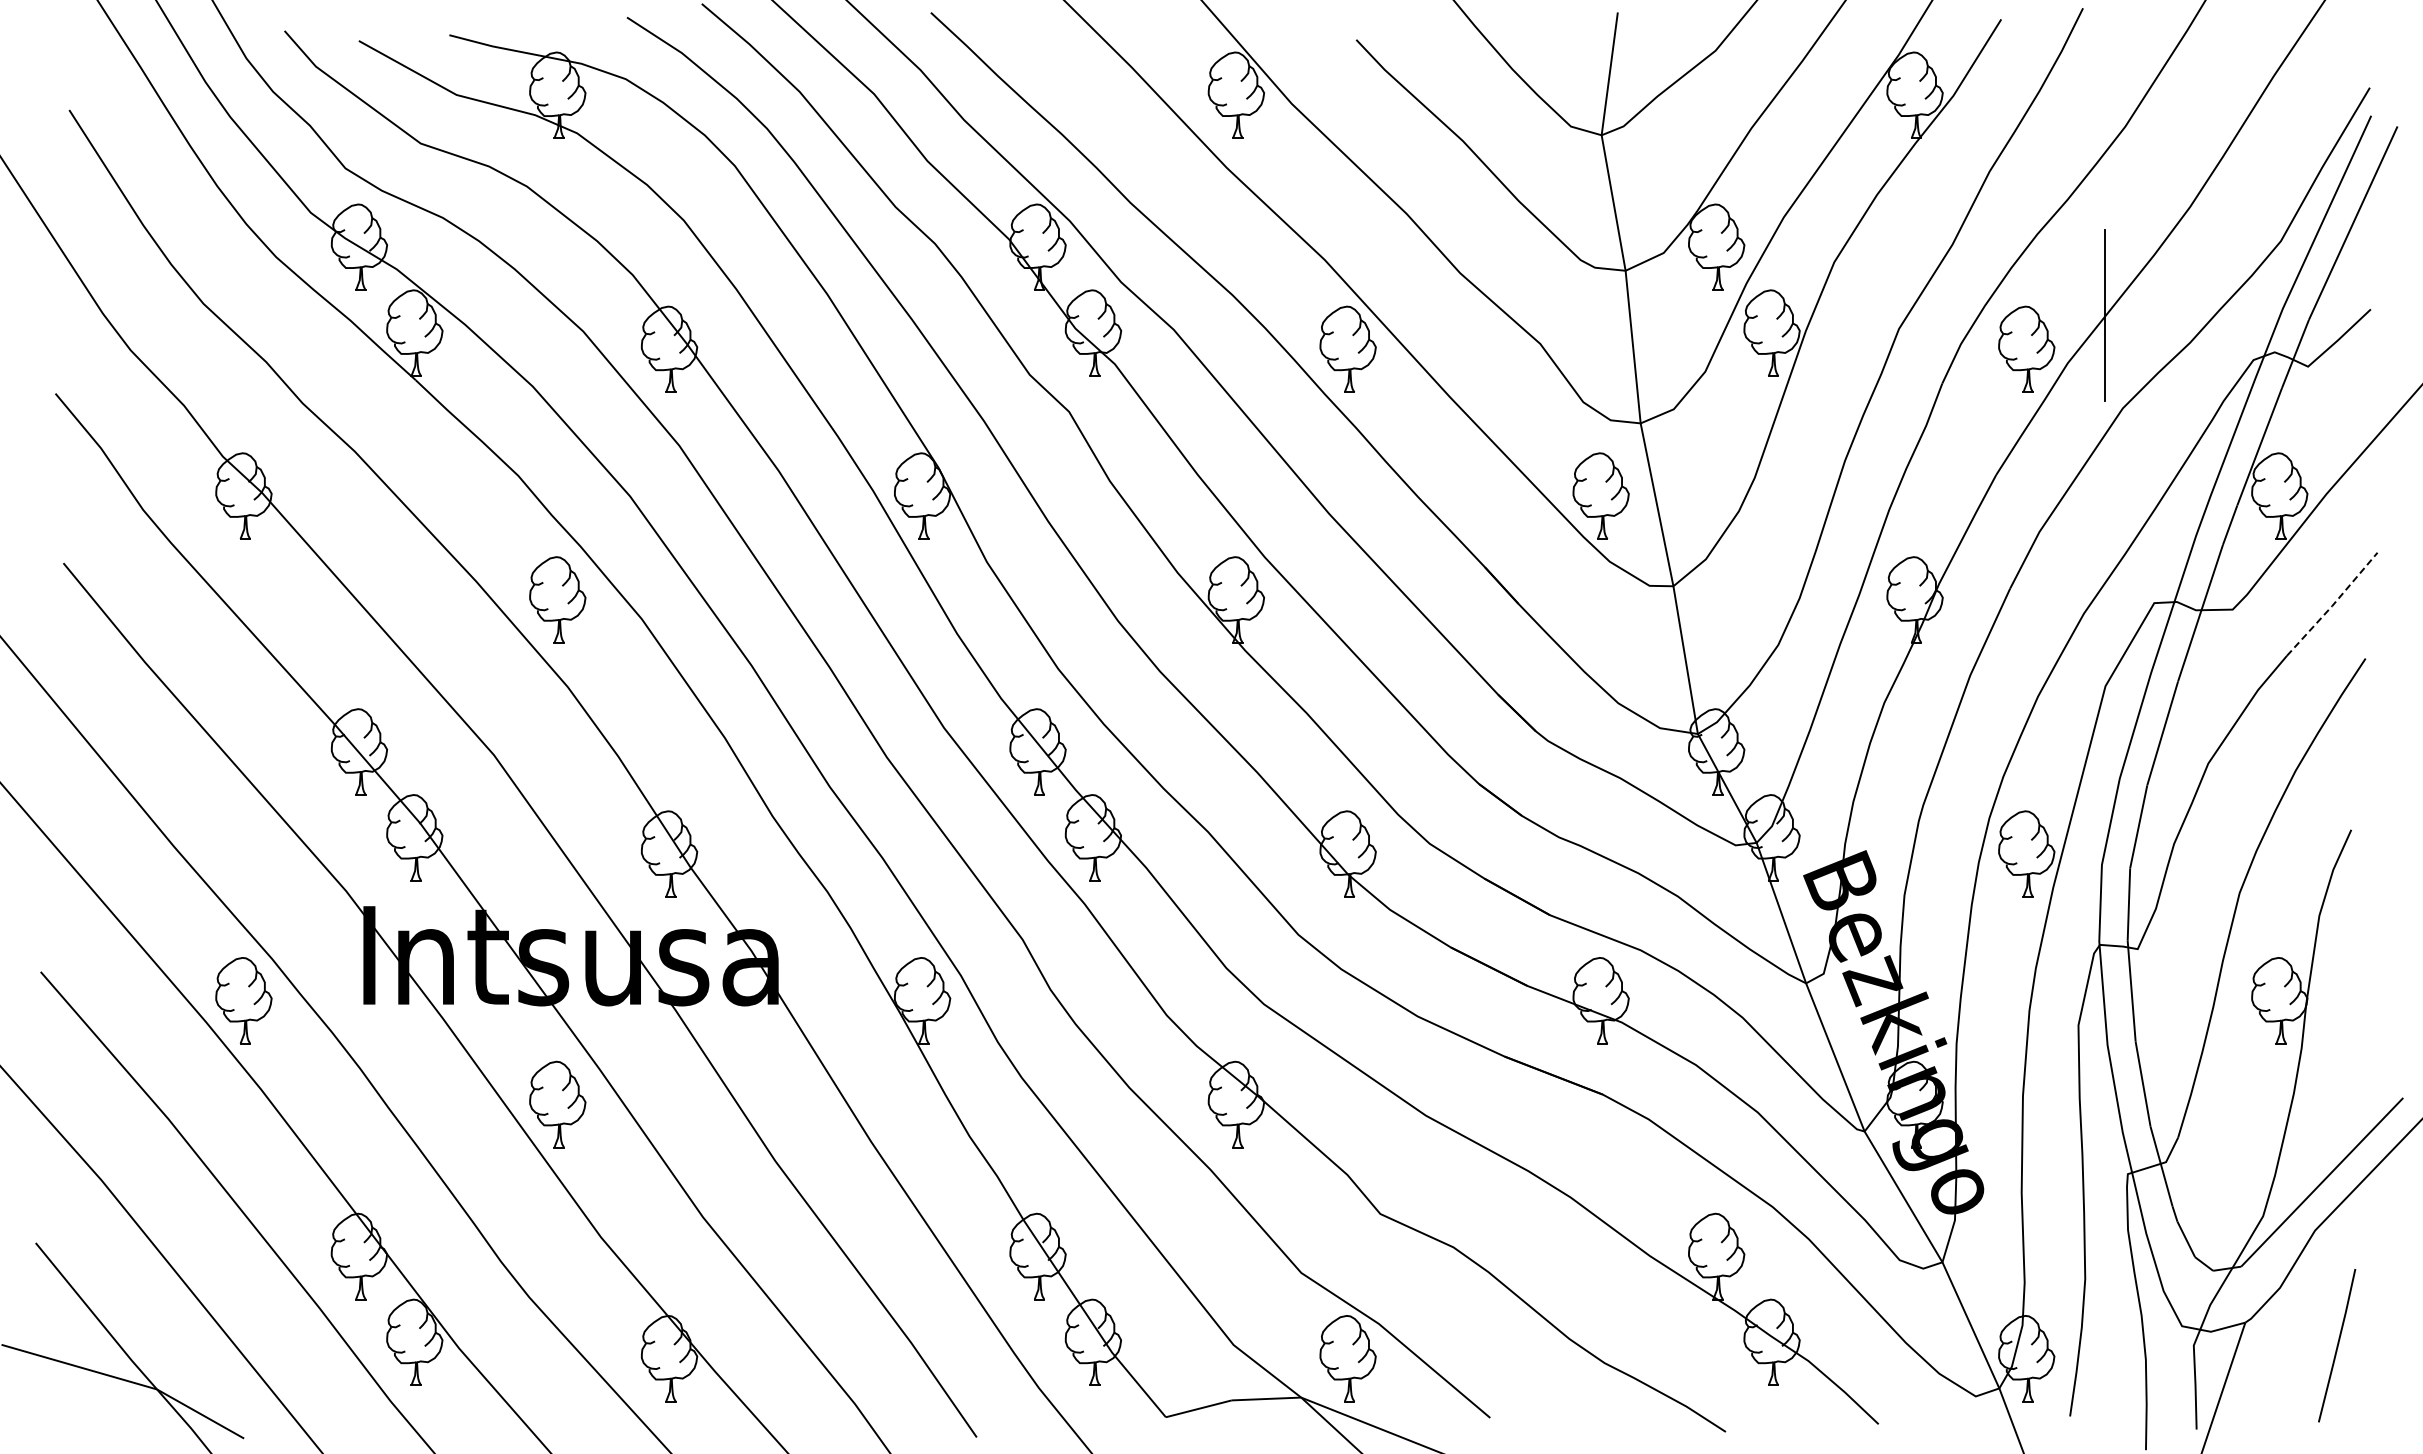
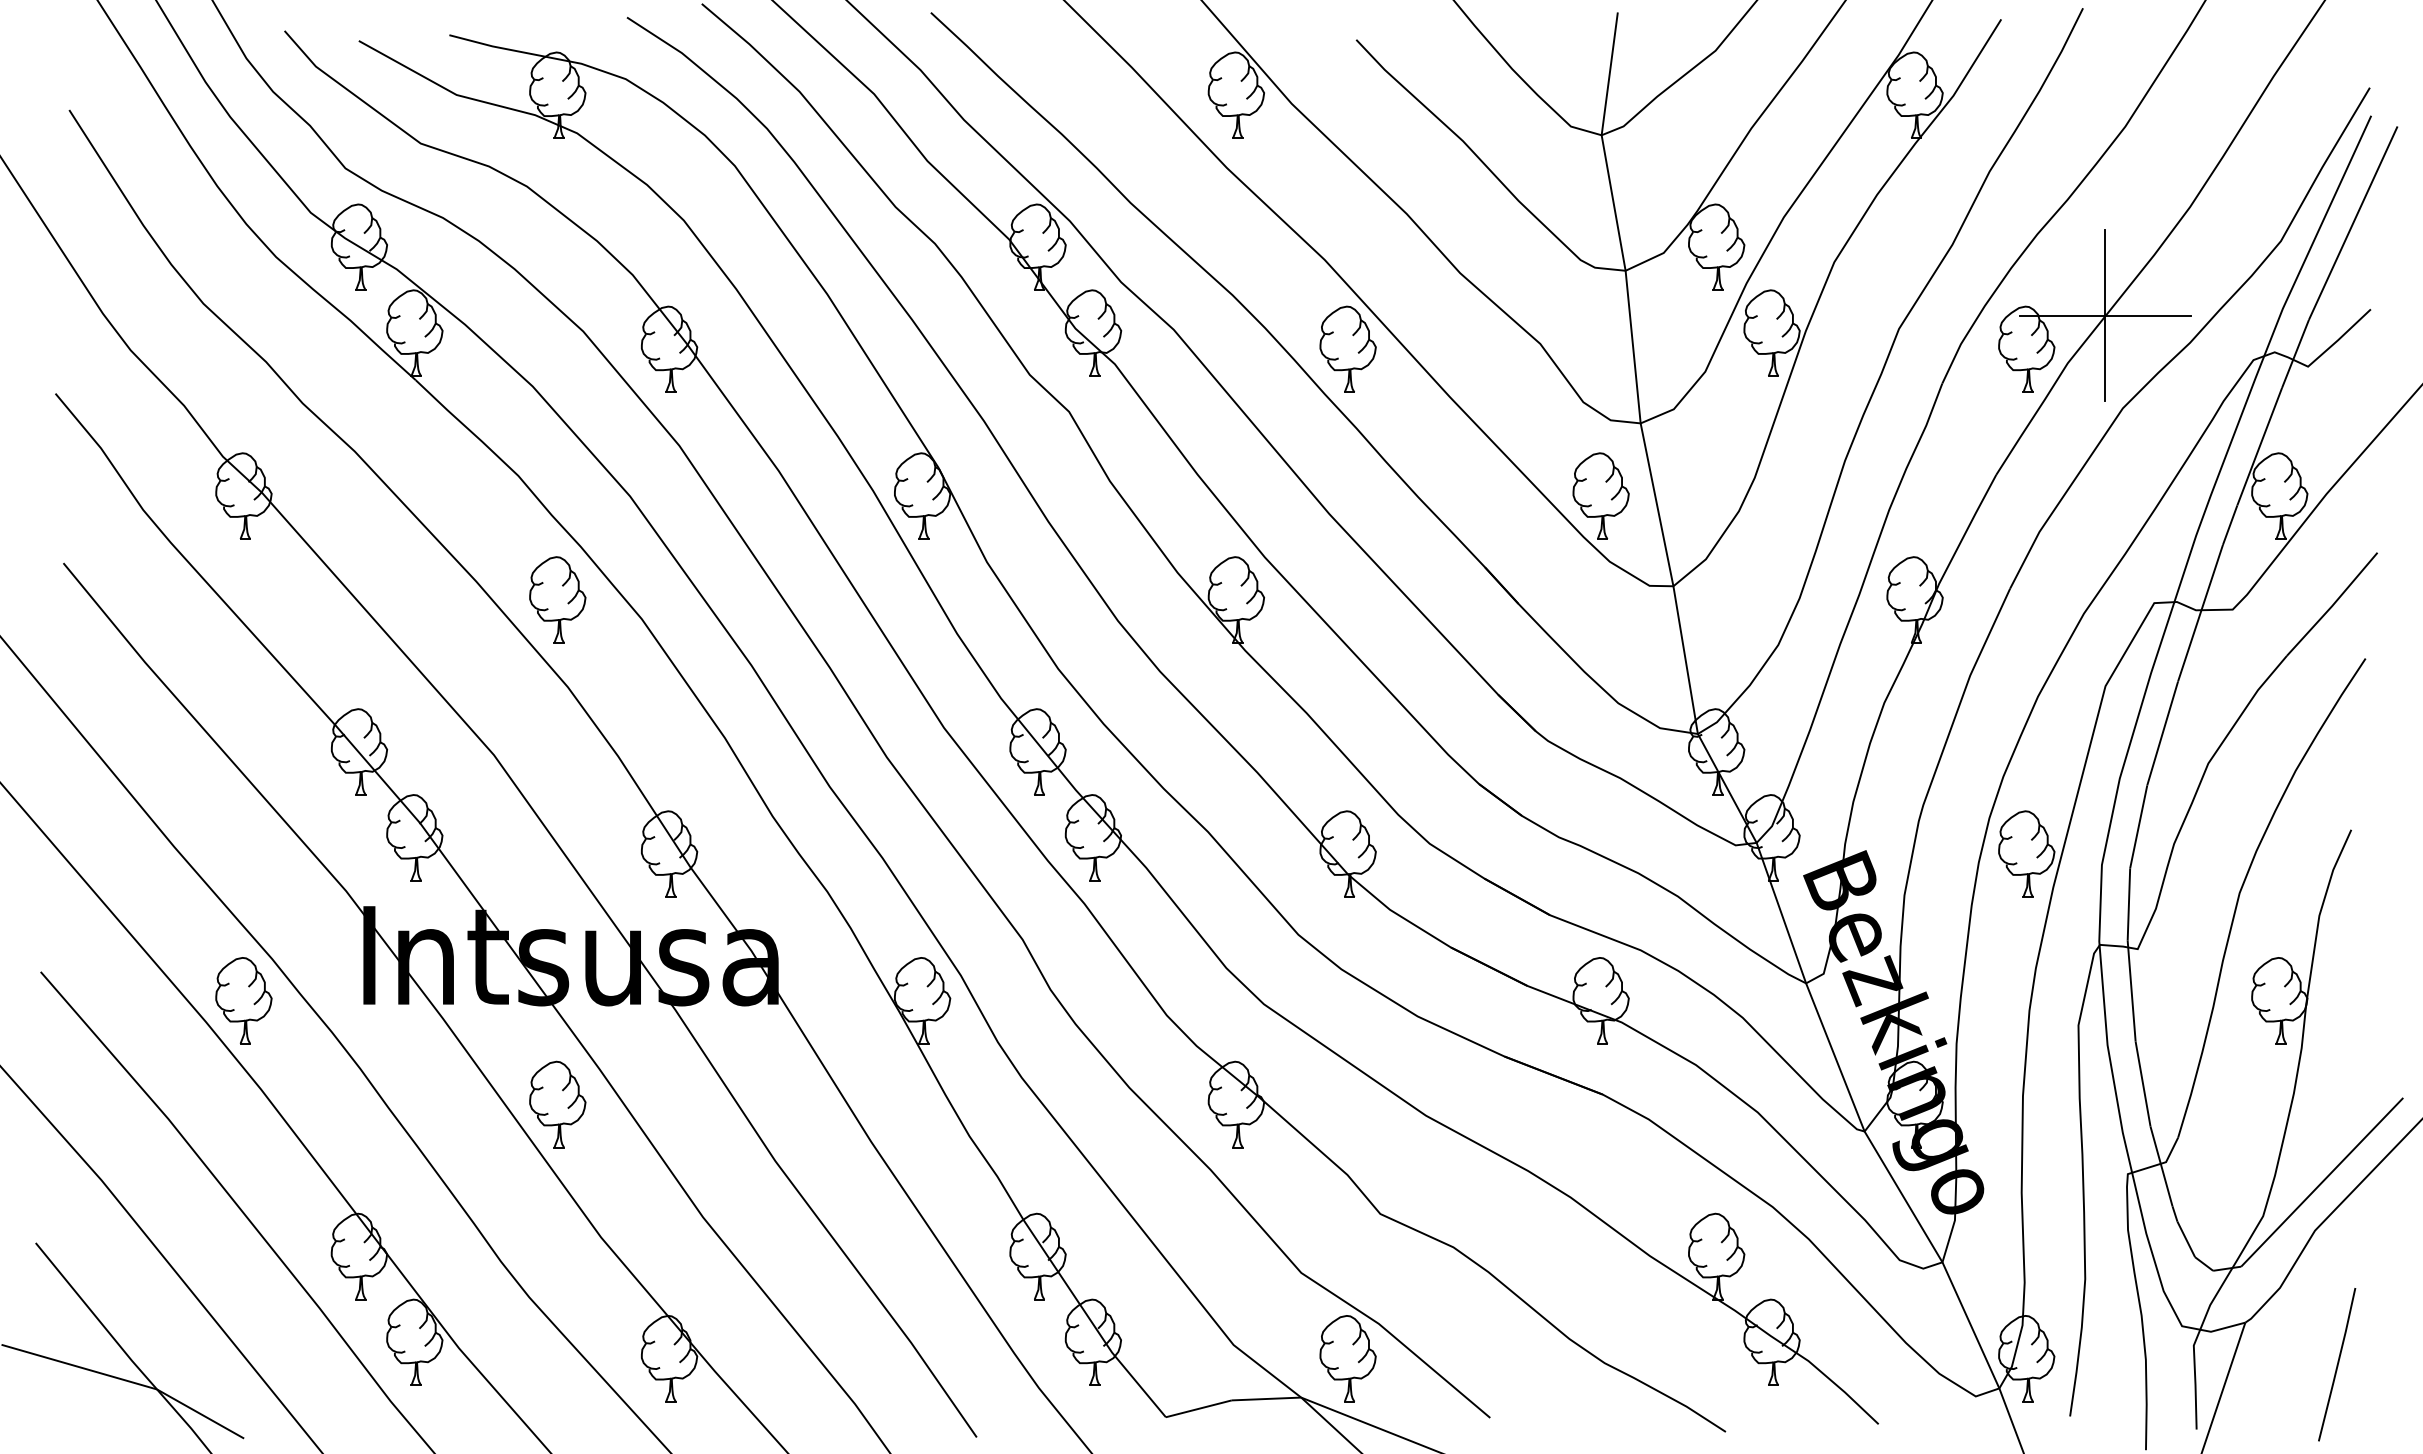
line: none -> present (2104, 315)
line: dashed -> solid (2333, 604)
line position: (2337, 1345) -> (2337, 1364) (2337, 1364)
